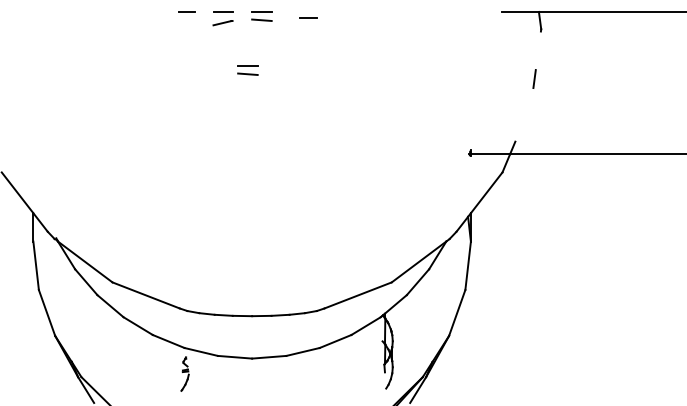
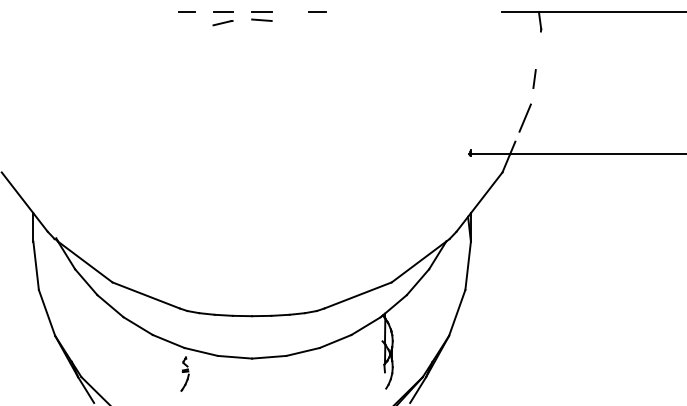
line position: (308, 17) -> (317, 11) (317, 11)
part: present -> none (247, 70)
line: none -> present (524, 117)
